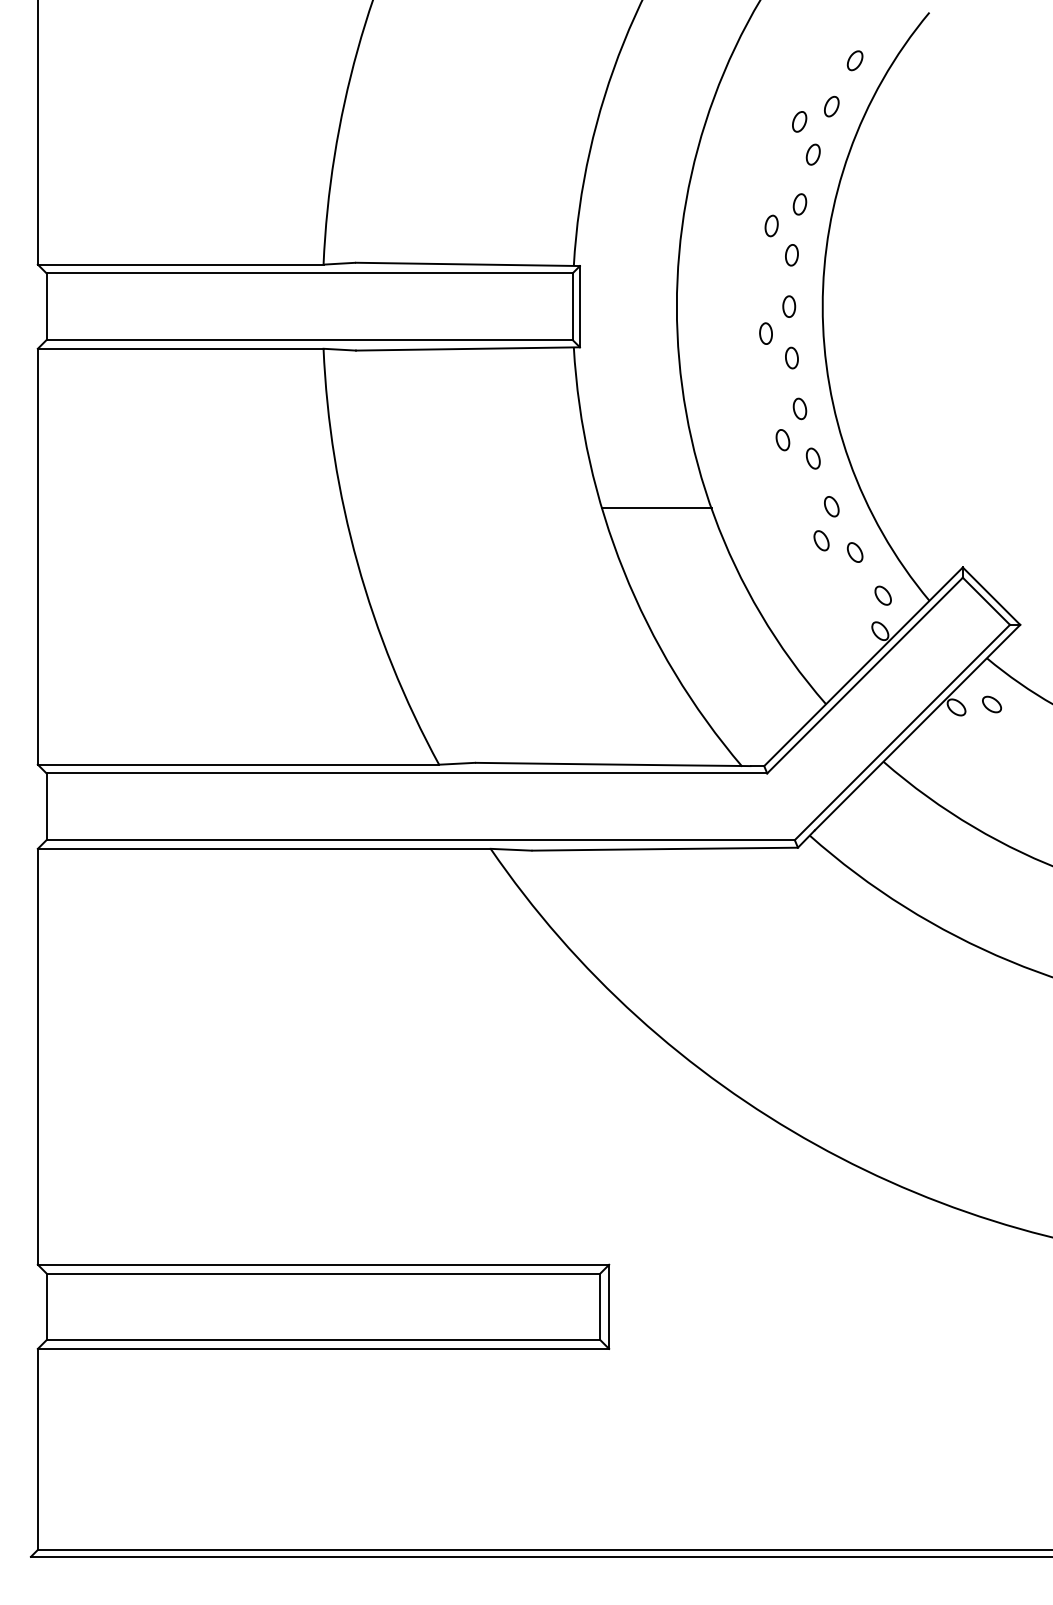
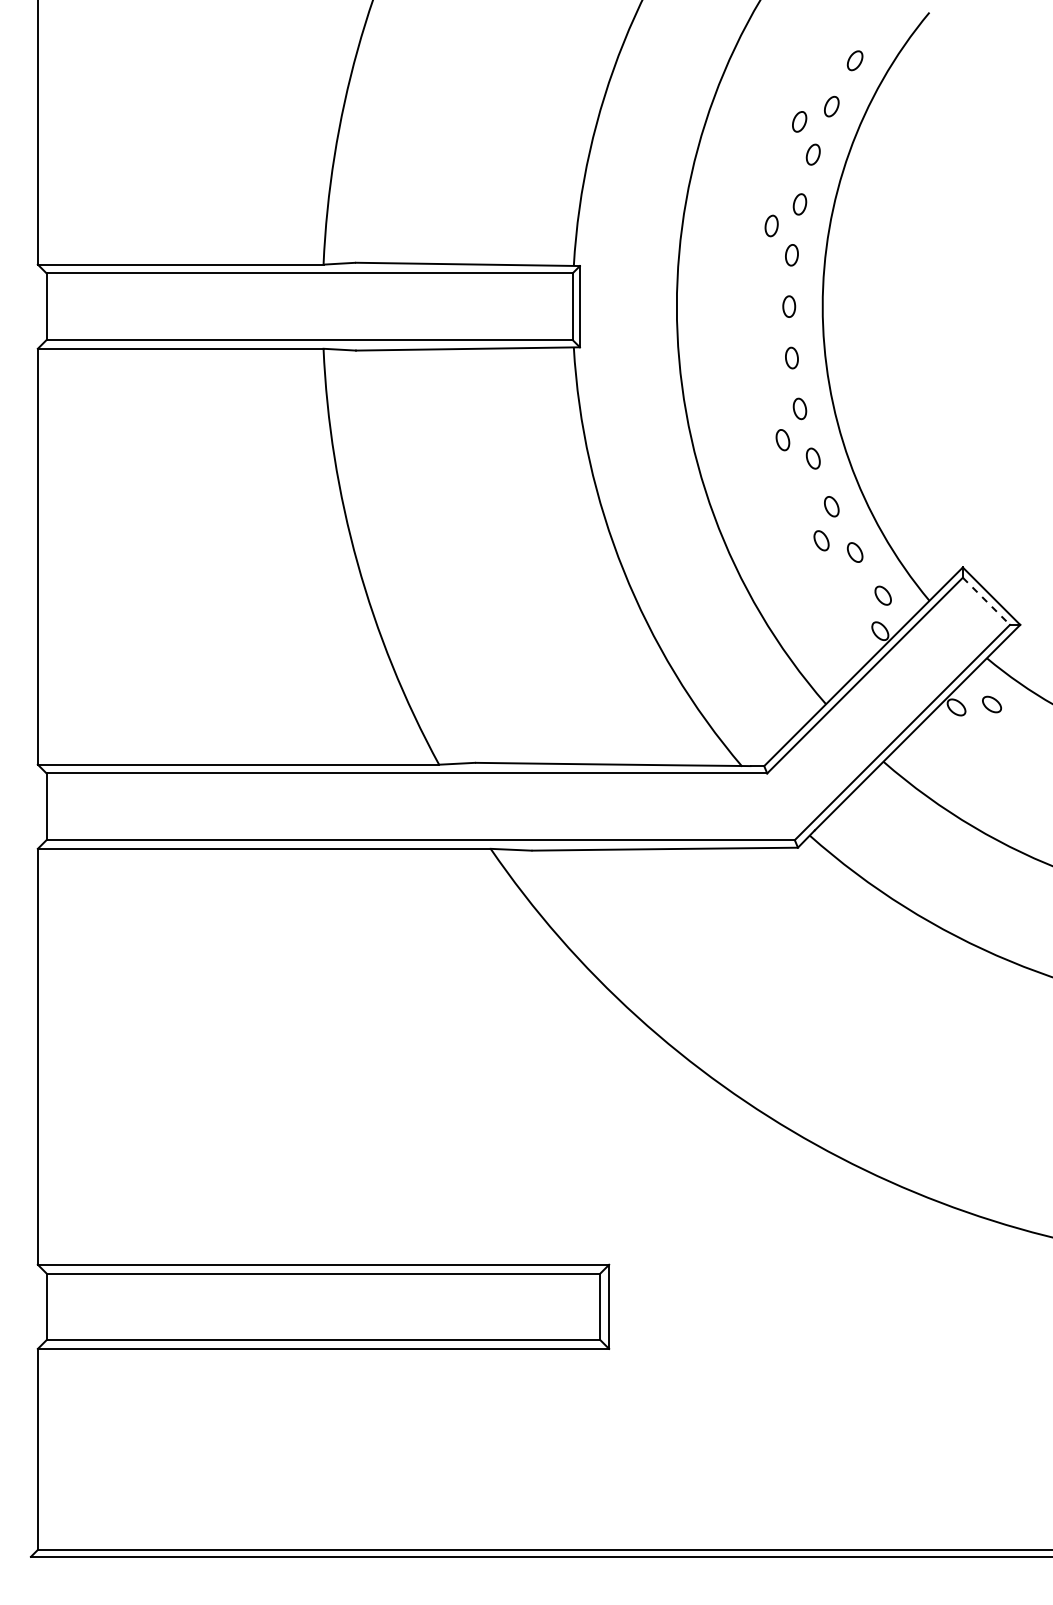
part: present -> none (765, 333)
line: present -> none (656, 508)
line: solid -> dashed (986, 601)
